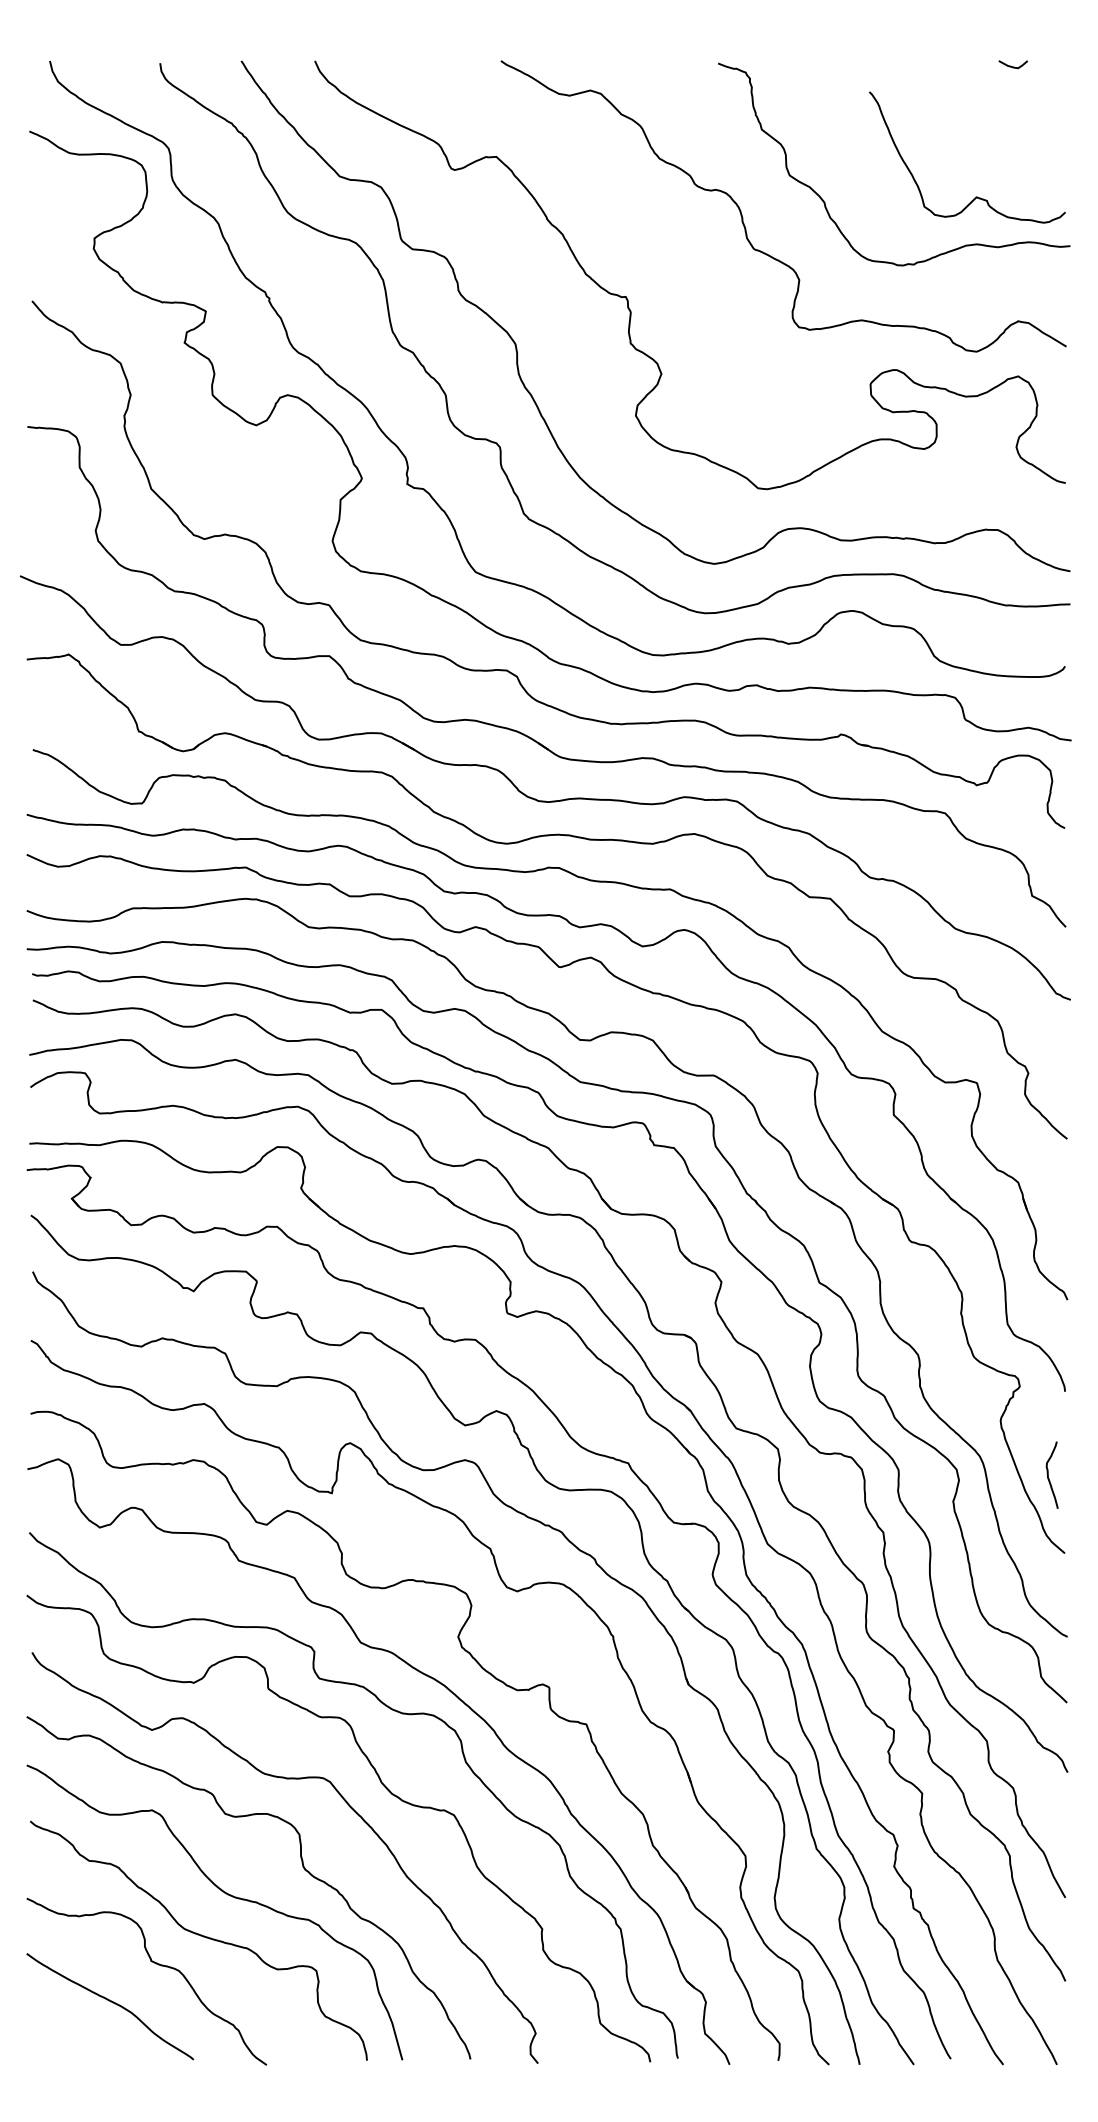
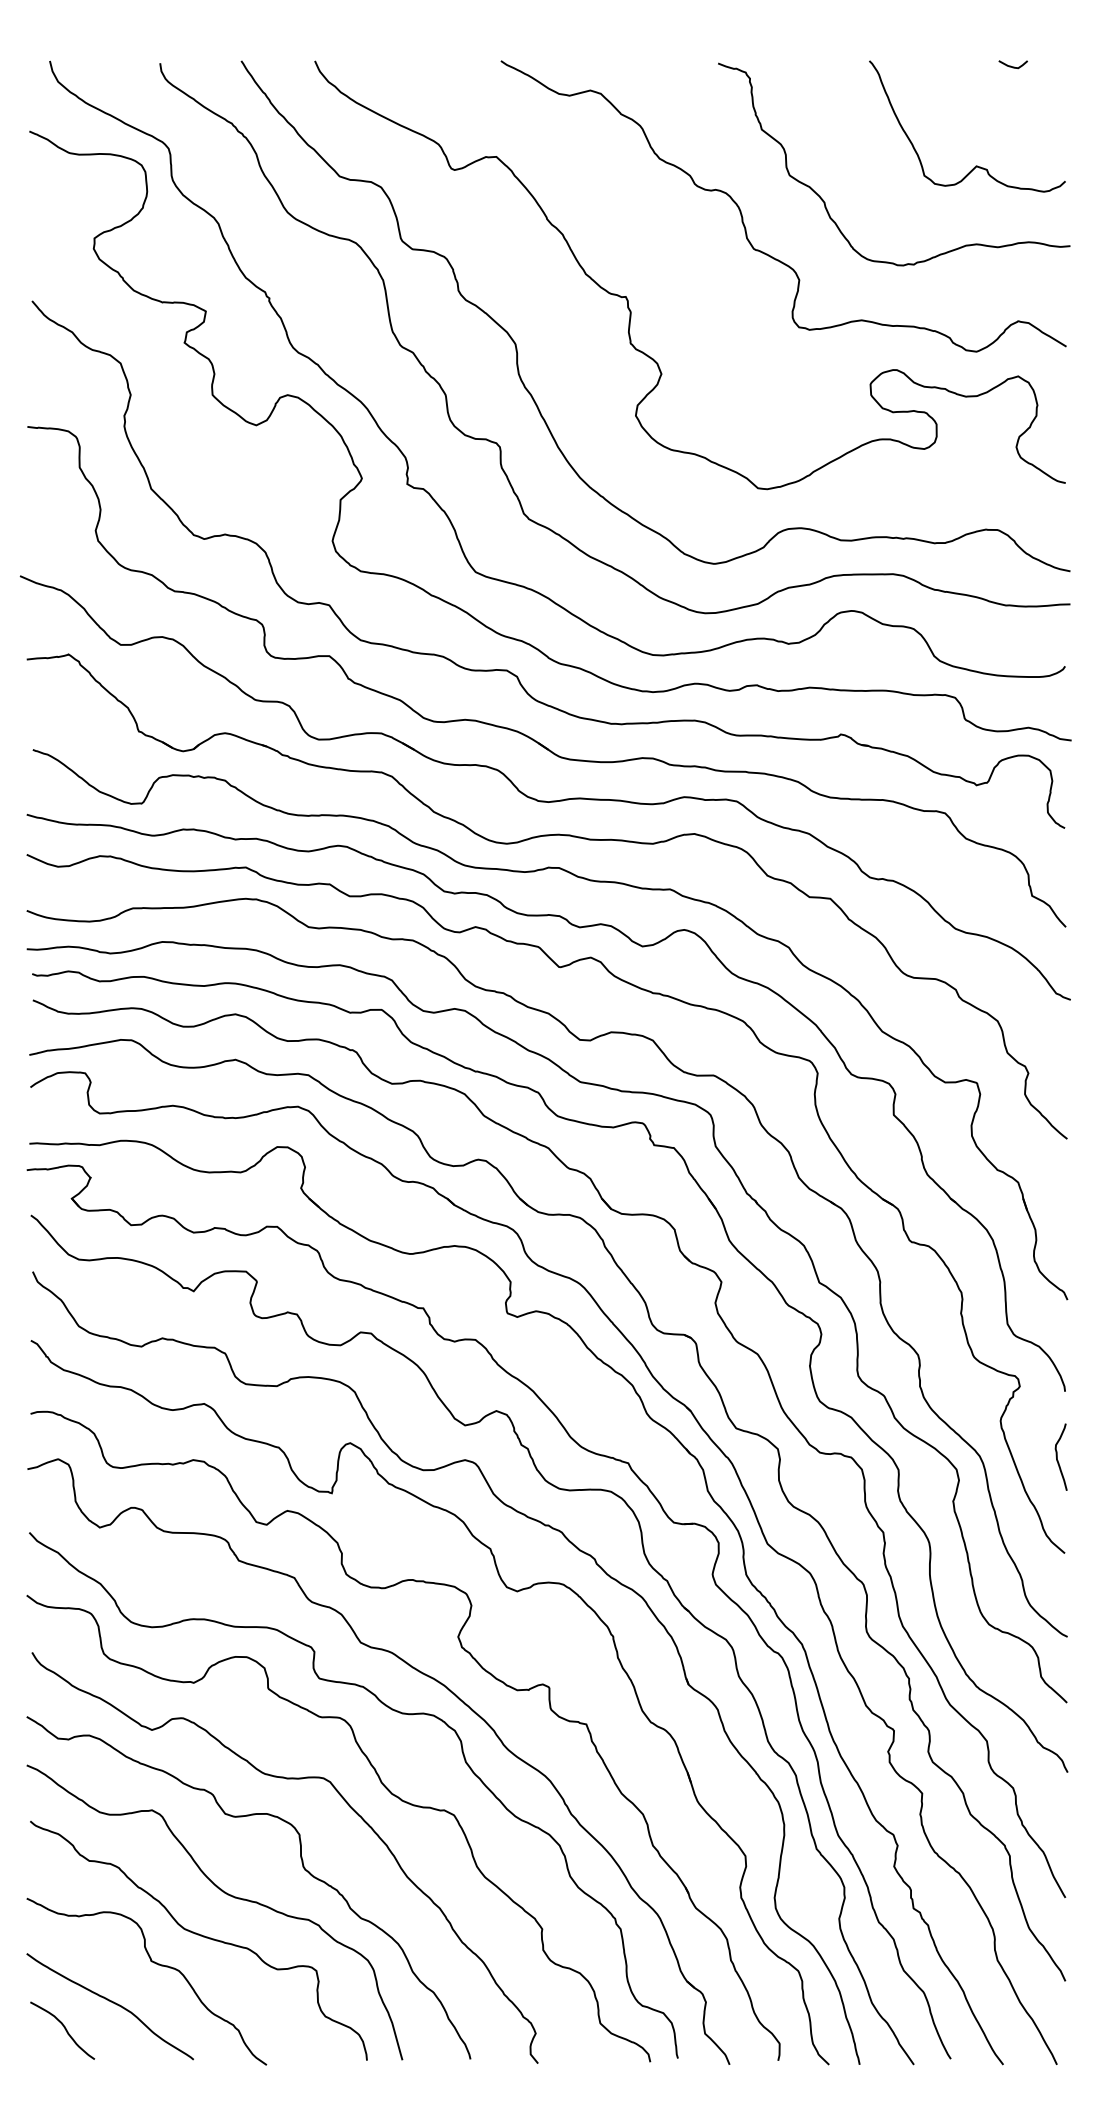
curve position: (975, 196) -> (975, 165) (975, 165)
curve position: (1048, 1474) -> (1057, 1456) (1057, 1456)
curve: none -> present (64, 2029)
